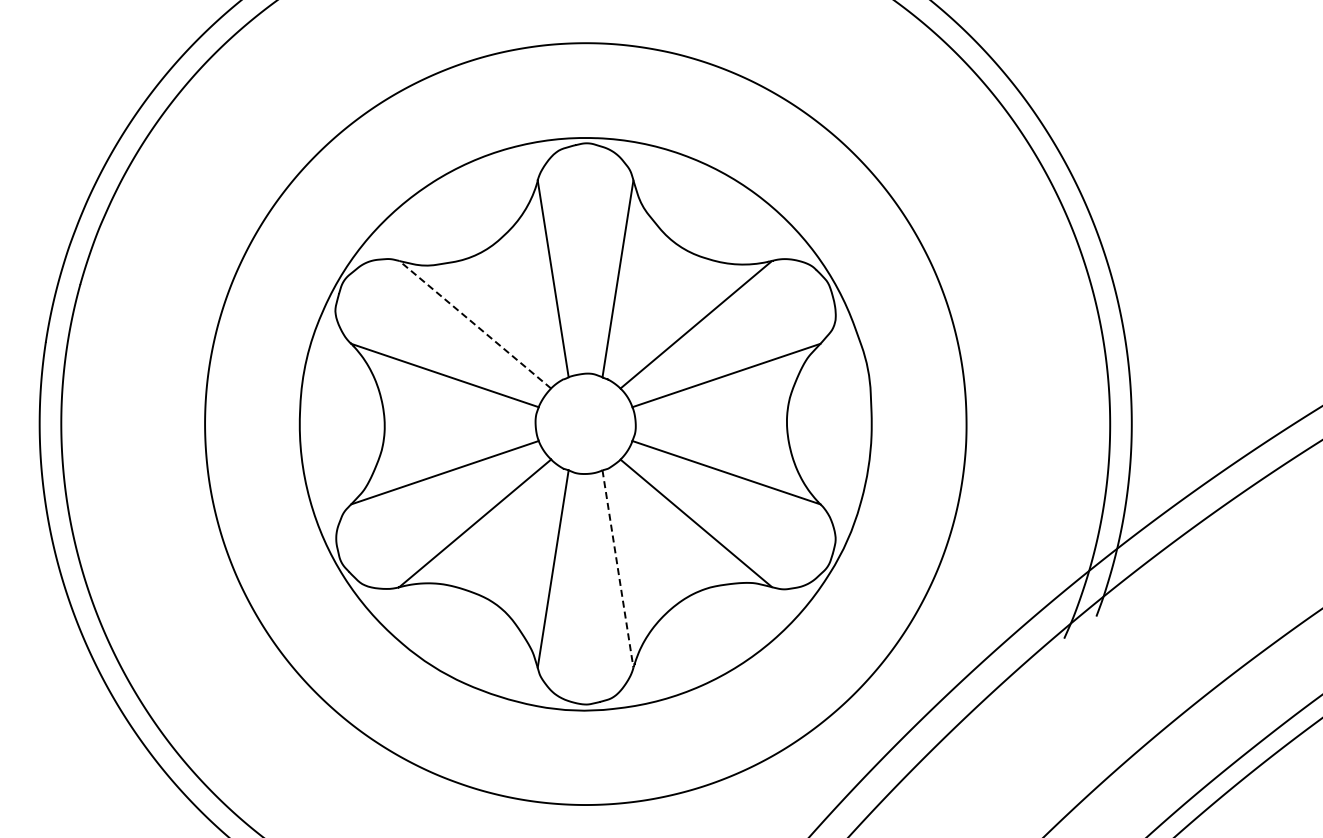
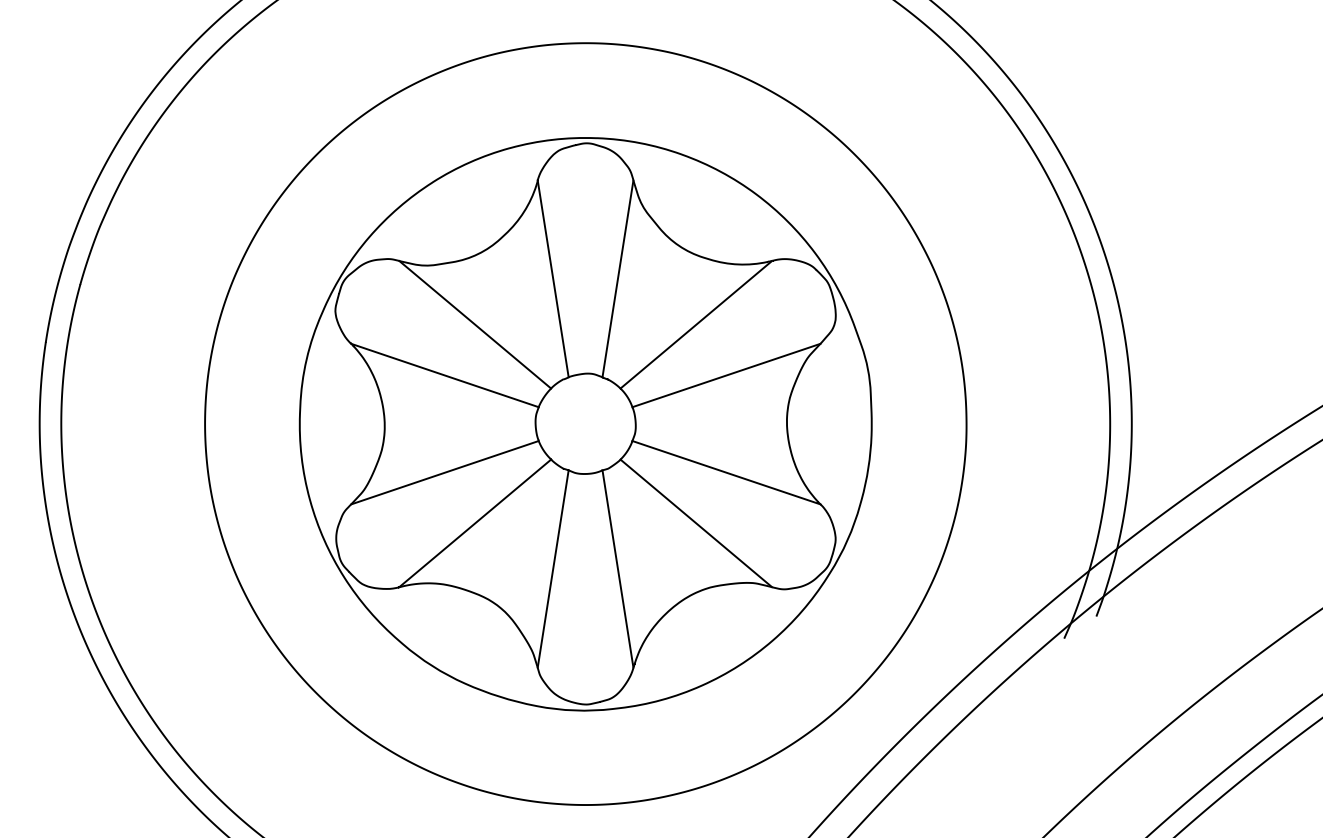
line: dashed -> solid (474, 324)
line: dashed -> solid (617, 568)
